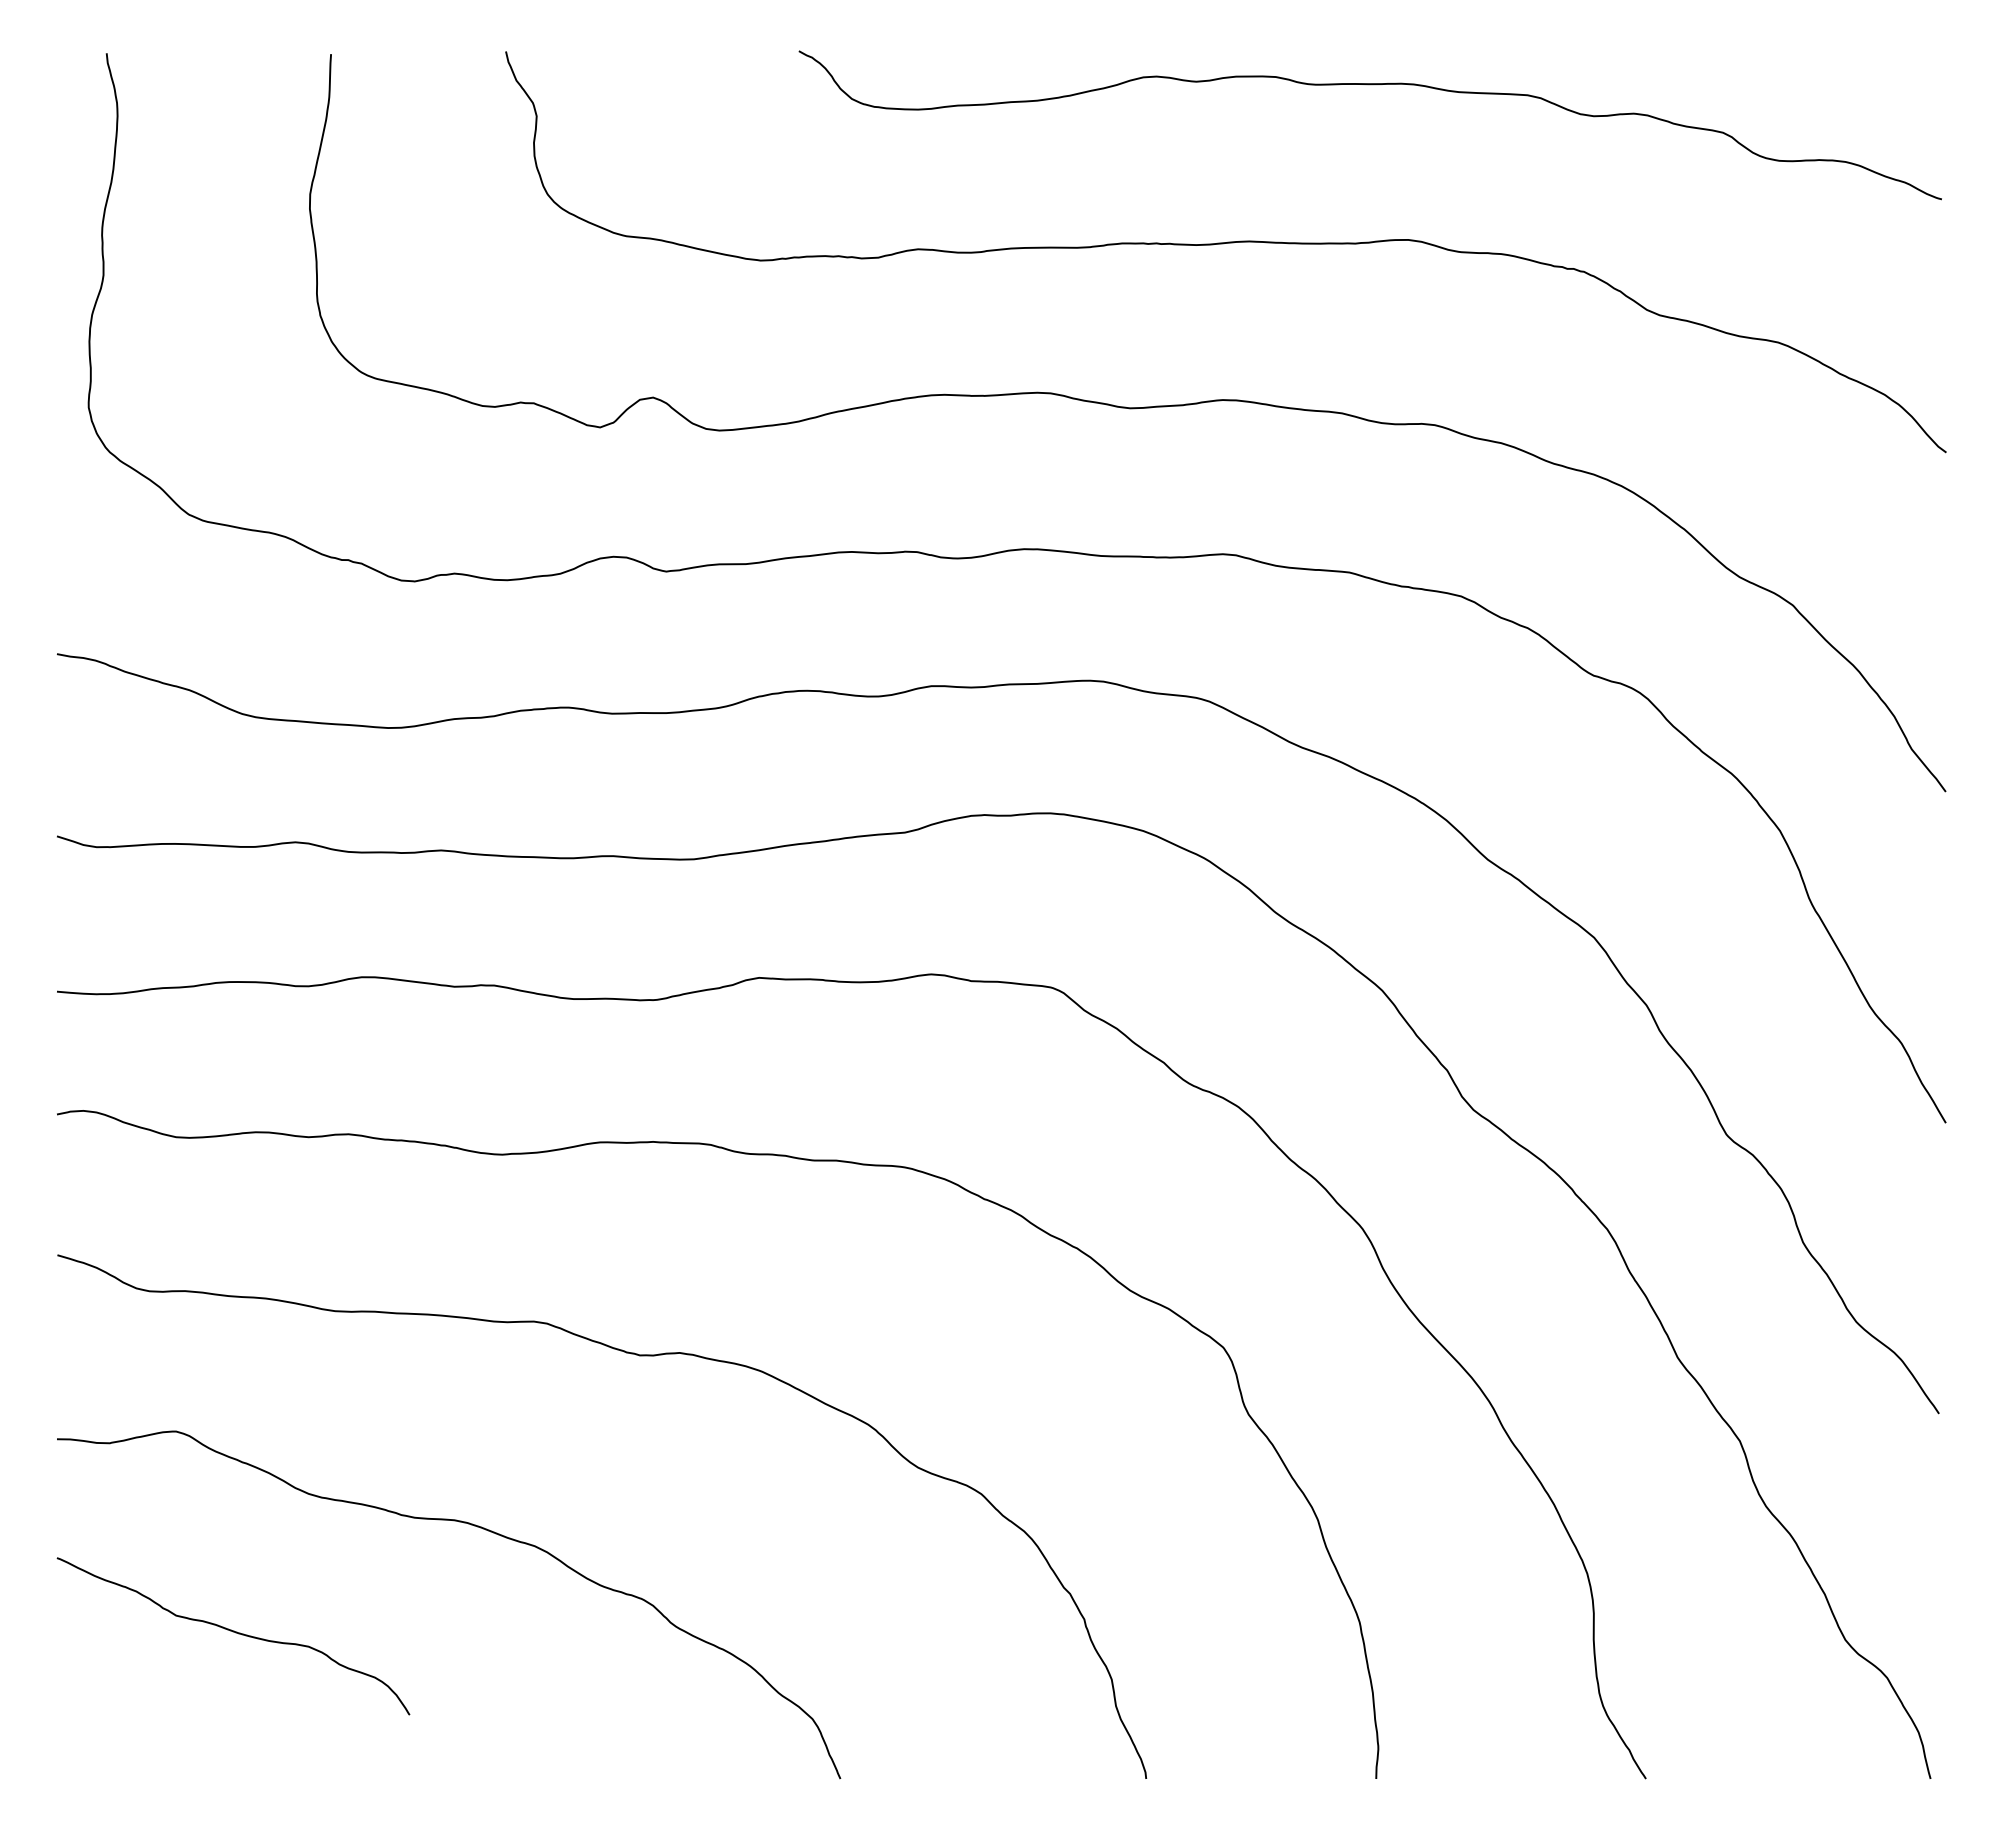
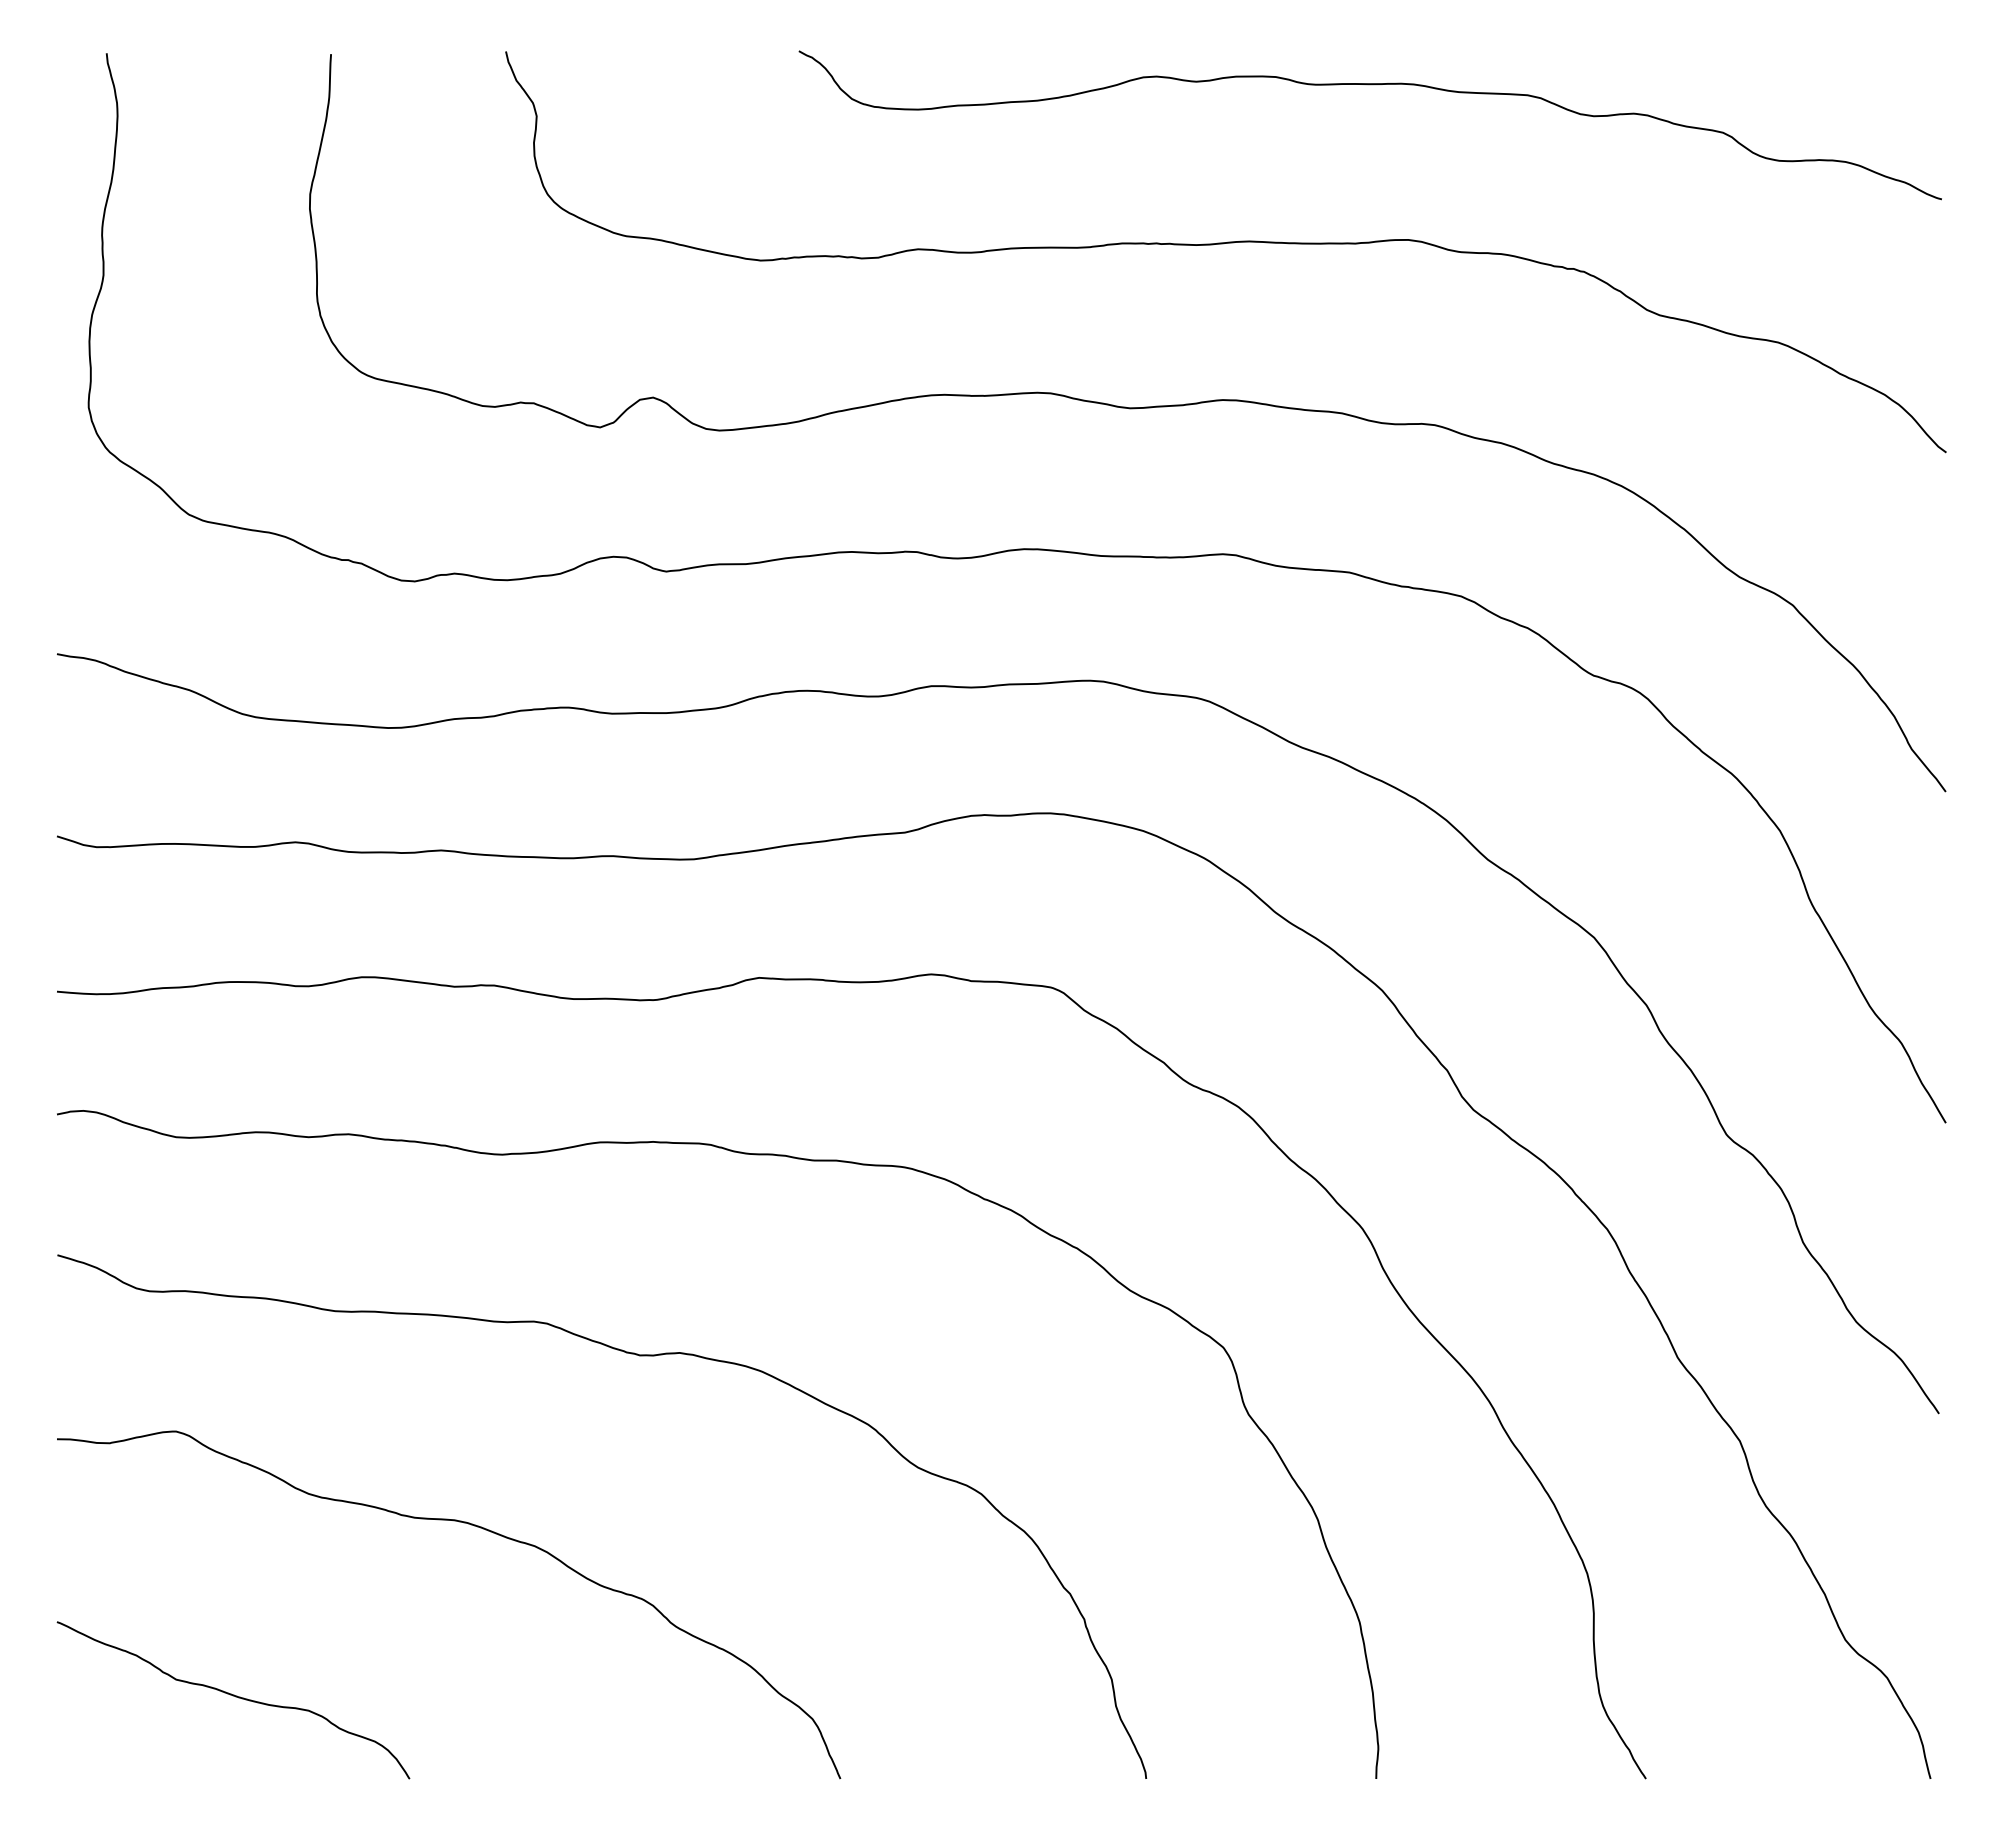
curve position: (235, 1633) -> (235, 1697) (235, 1697)
